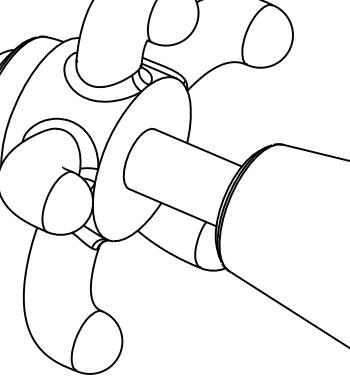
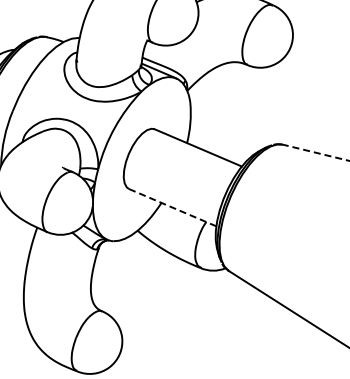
line: solid -> dashed (315, 152)
line: solid -> dashed (173, 207)
